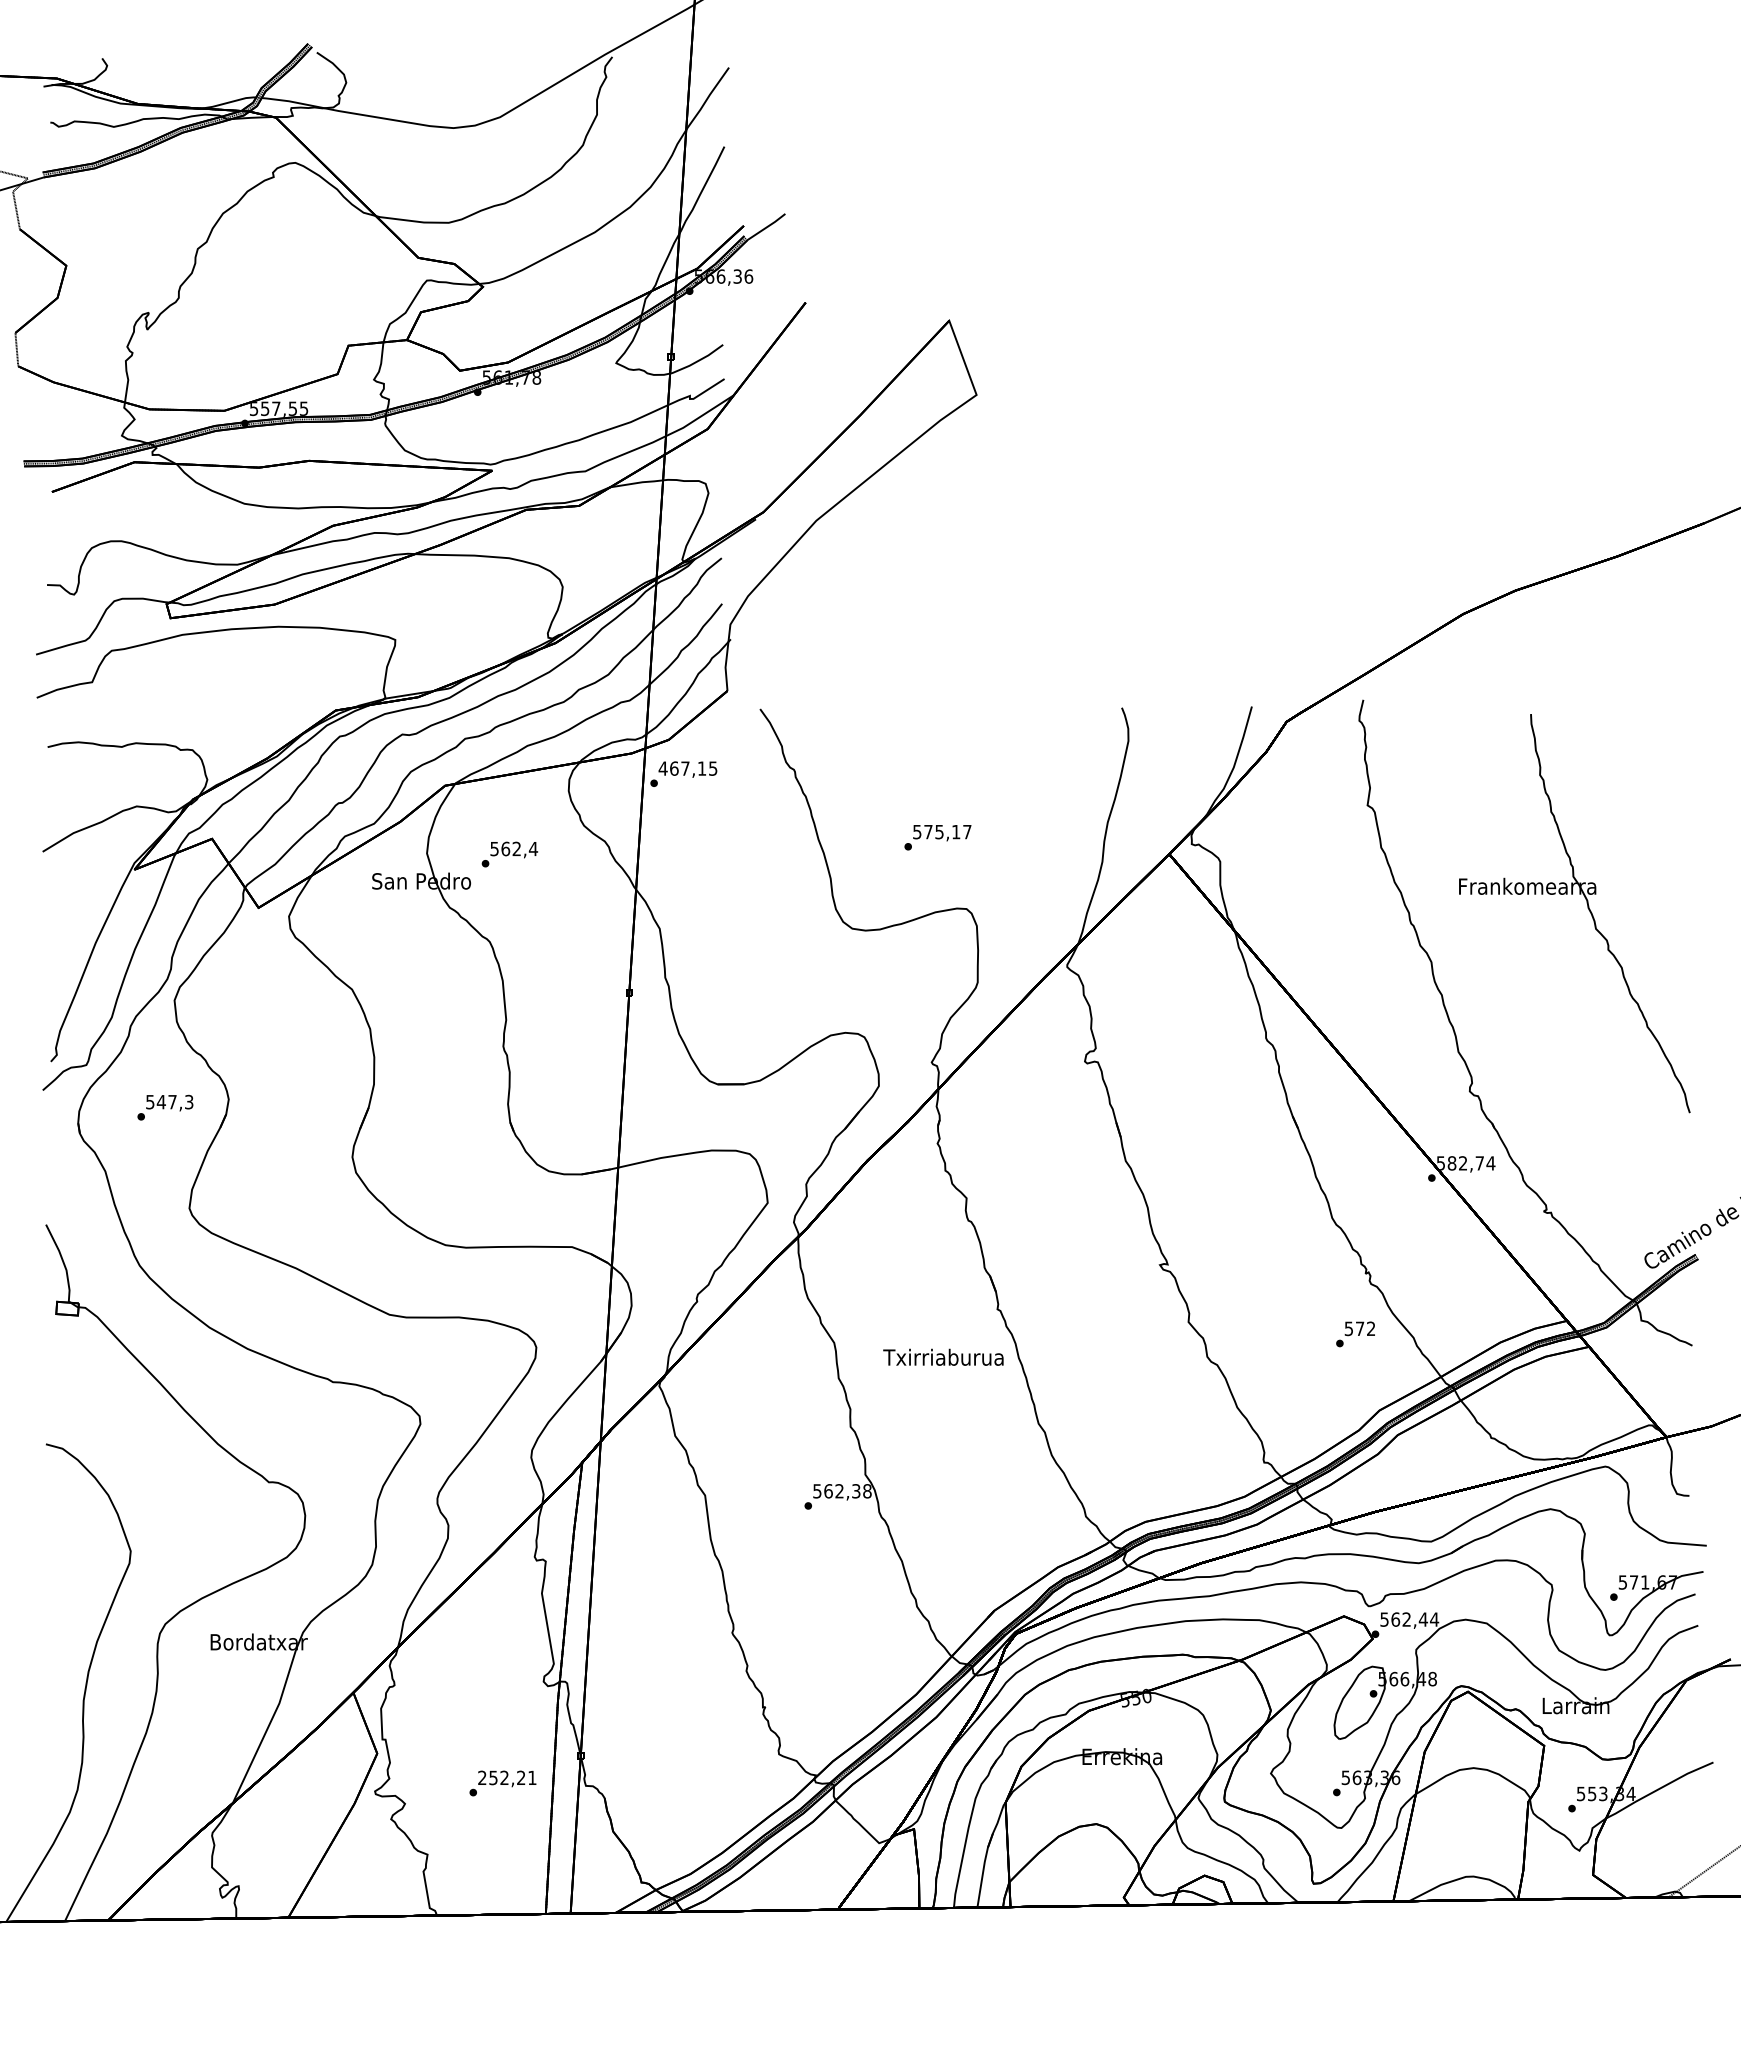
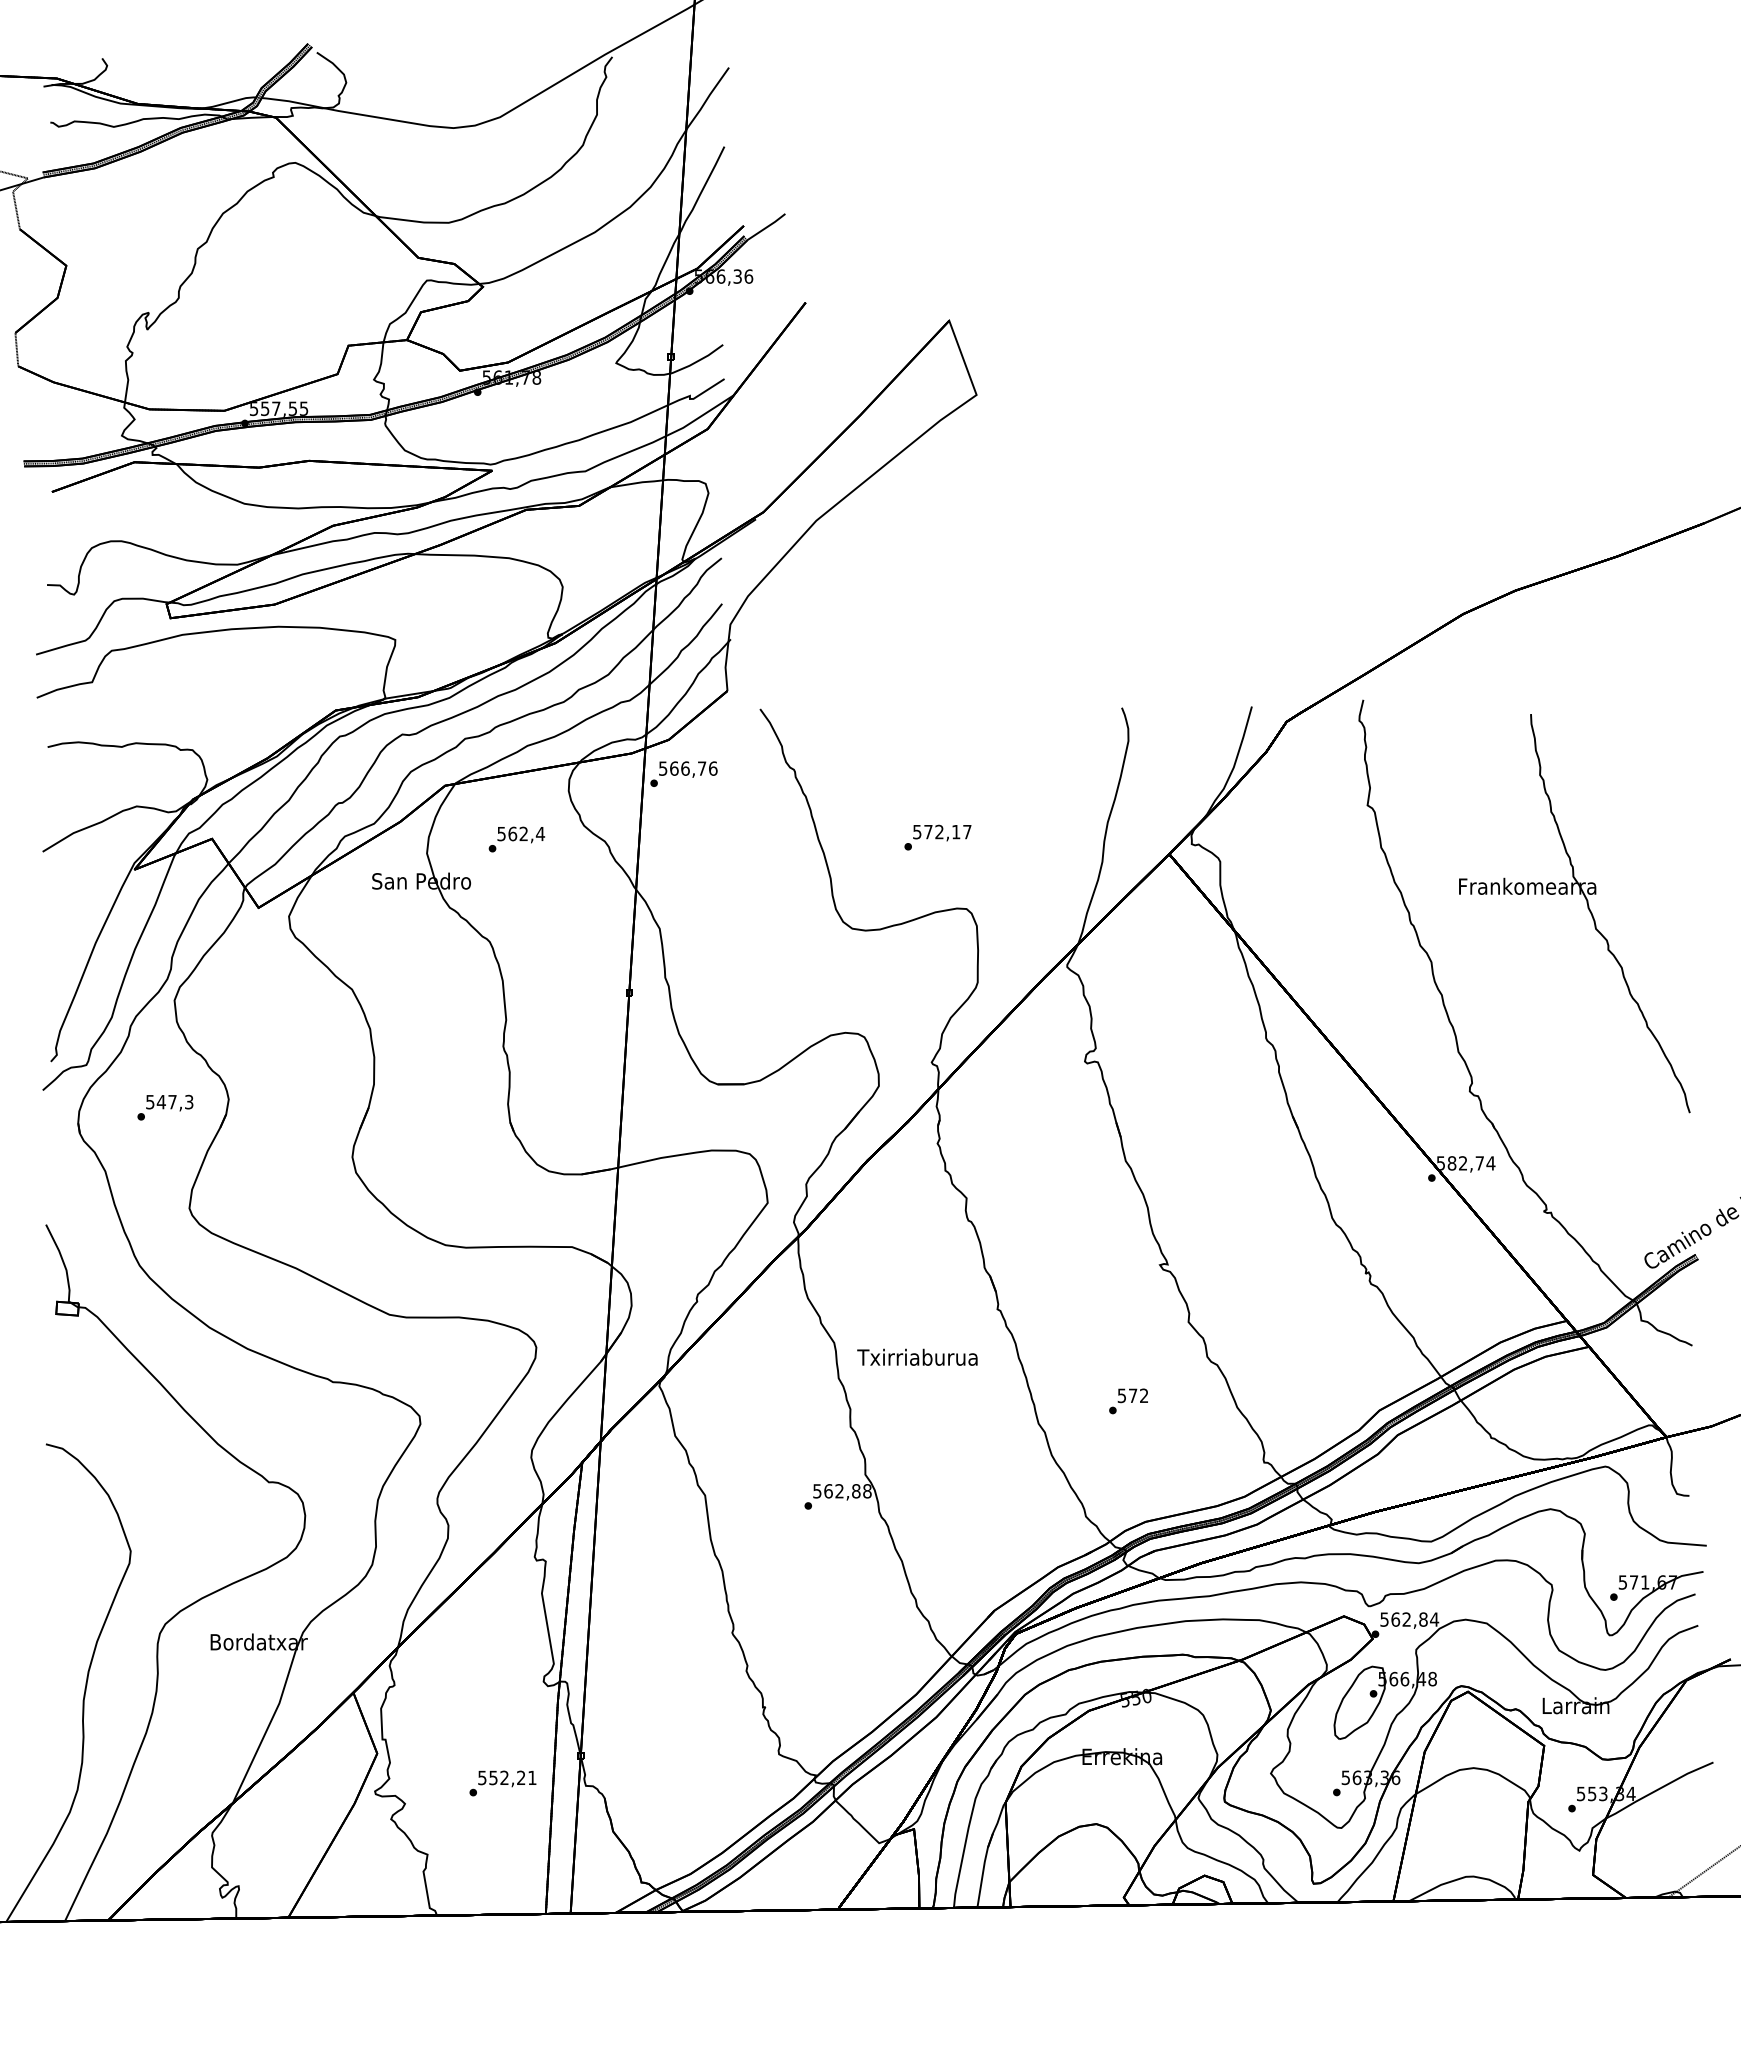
text: 467,15 -> 566,76 (687, 768)
text: 575,17 -> 572,17 (939, 831)
text position: (509, 854) -> (516, 839) (516, 839)
text position: (1355, 1334) -> (1128, 1401) (1128, 1401)
text position: (943, 1356) -> (917, 1356) (917, 1356)
text: 562,38 -> 562,88 (856, 1491)
text: 562,44 -> 562,84 (1423, 1619)
text: 252,21 -> 552,21 (482, 1777)
